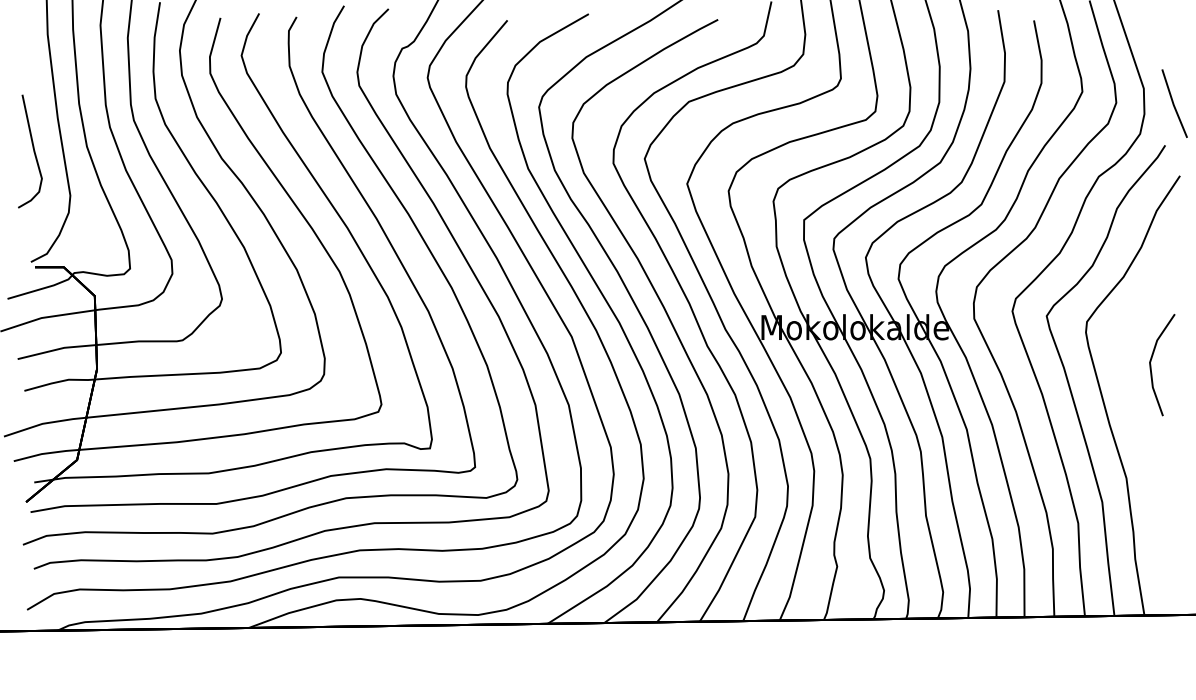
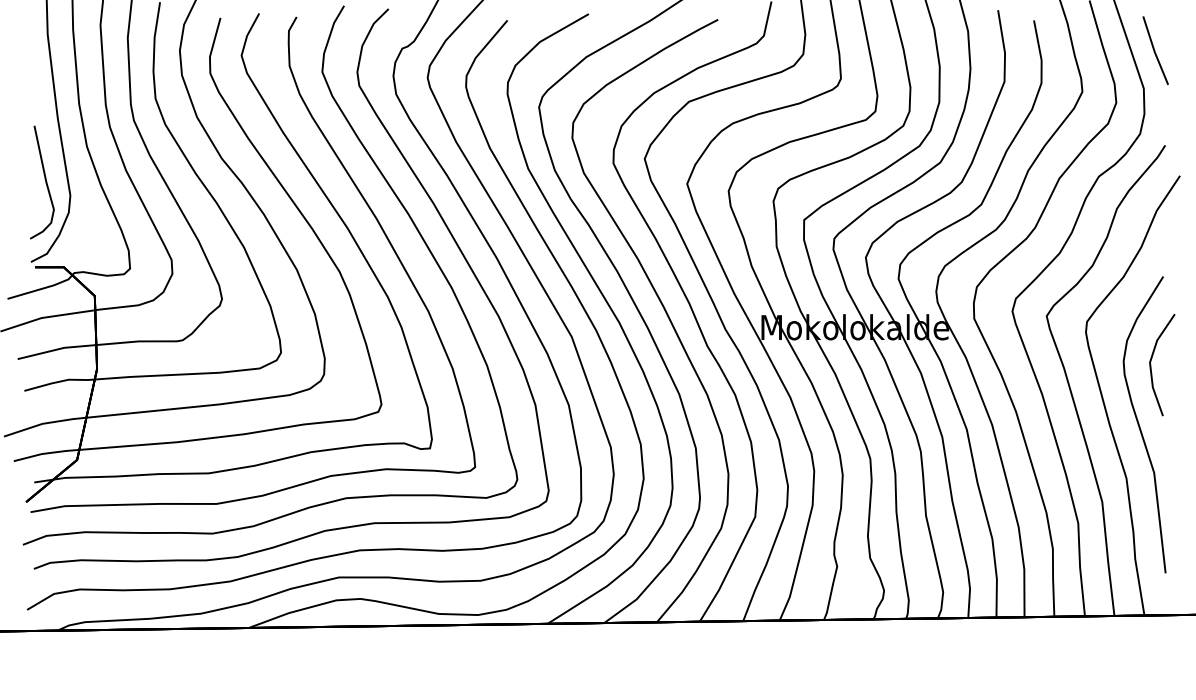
line position: (1174, 103) -> (1155, 50) (1155, 50)
curve position: (33, 151) -> (45, 182) (45, 182)
curve: none -> present (1140, 426)
